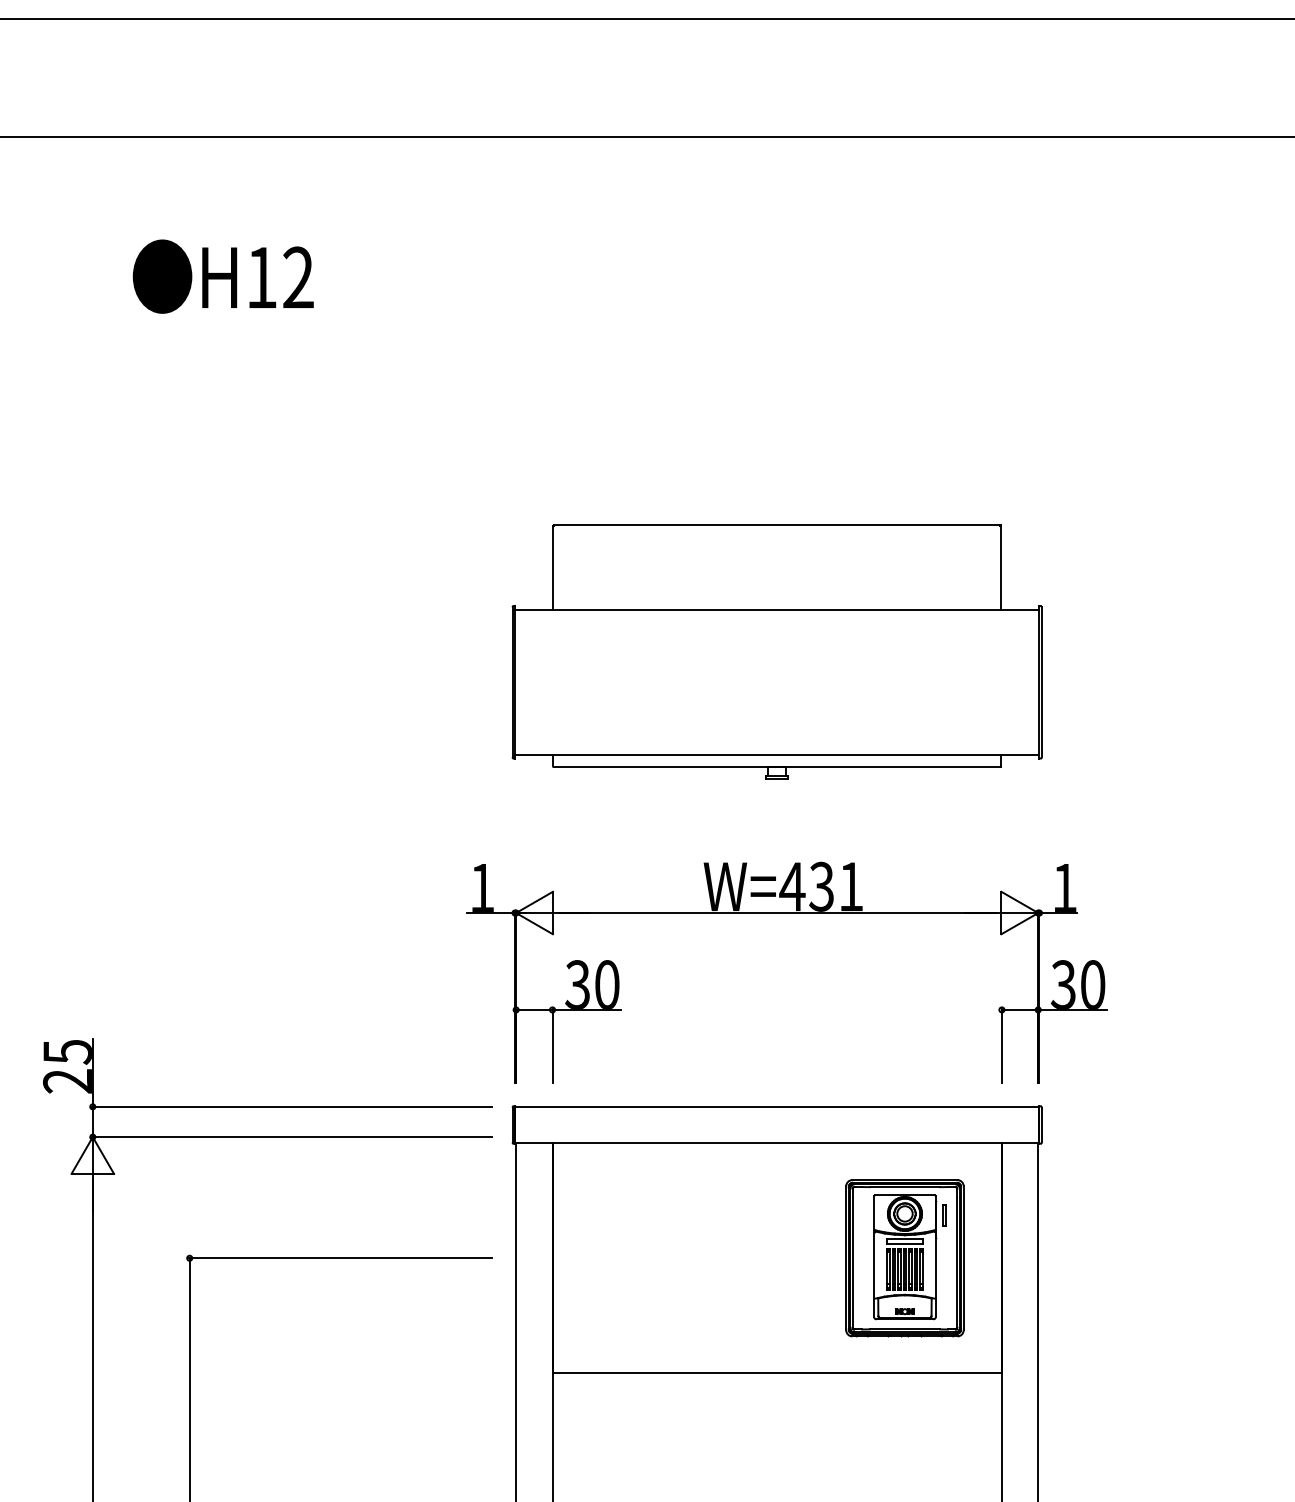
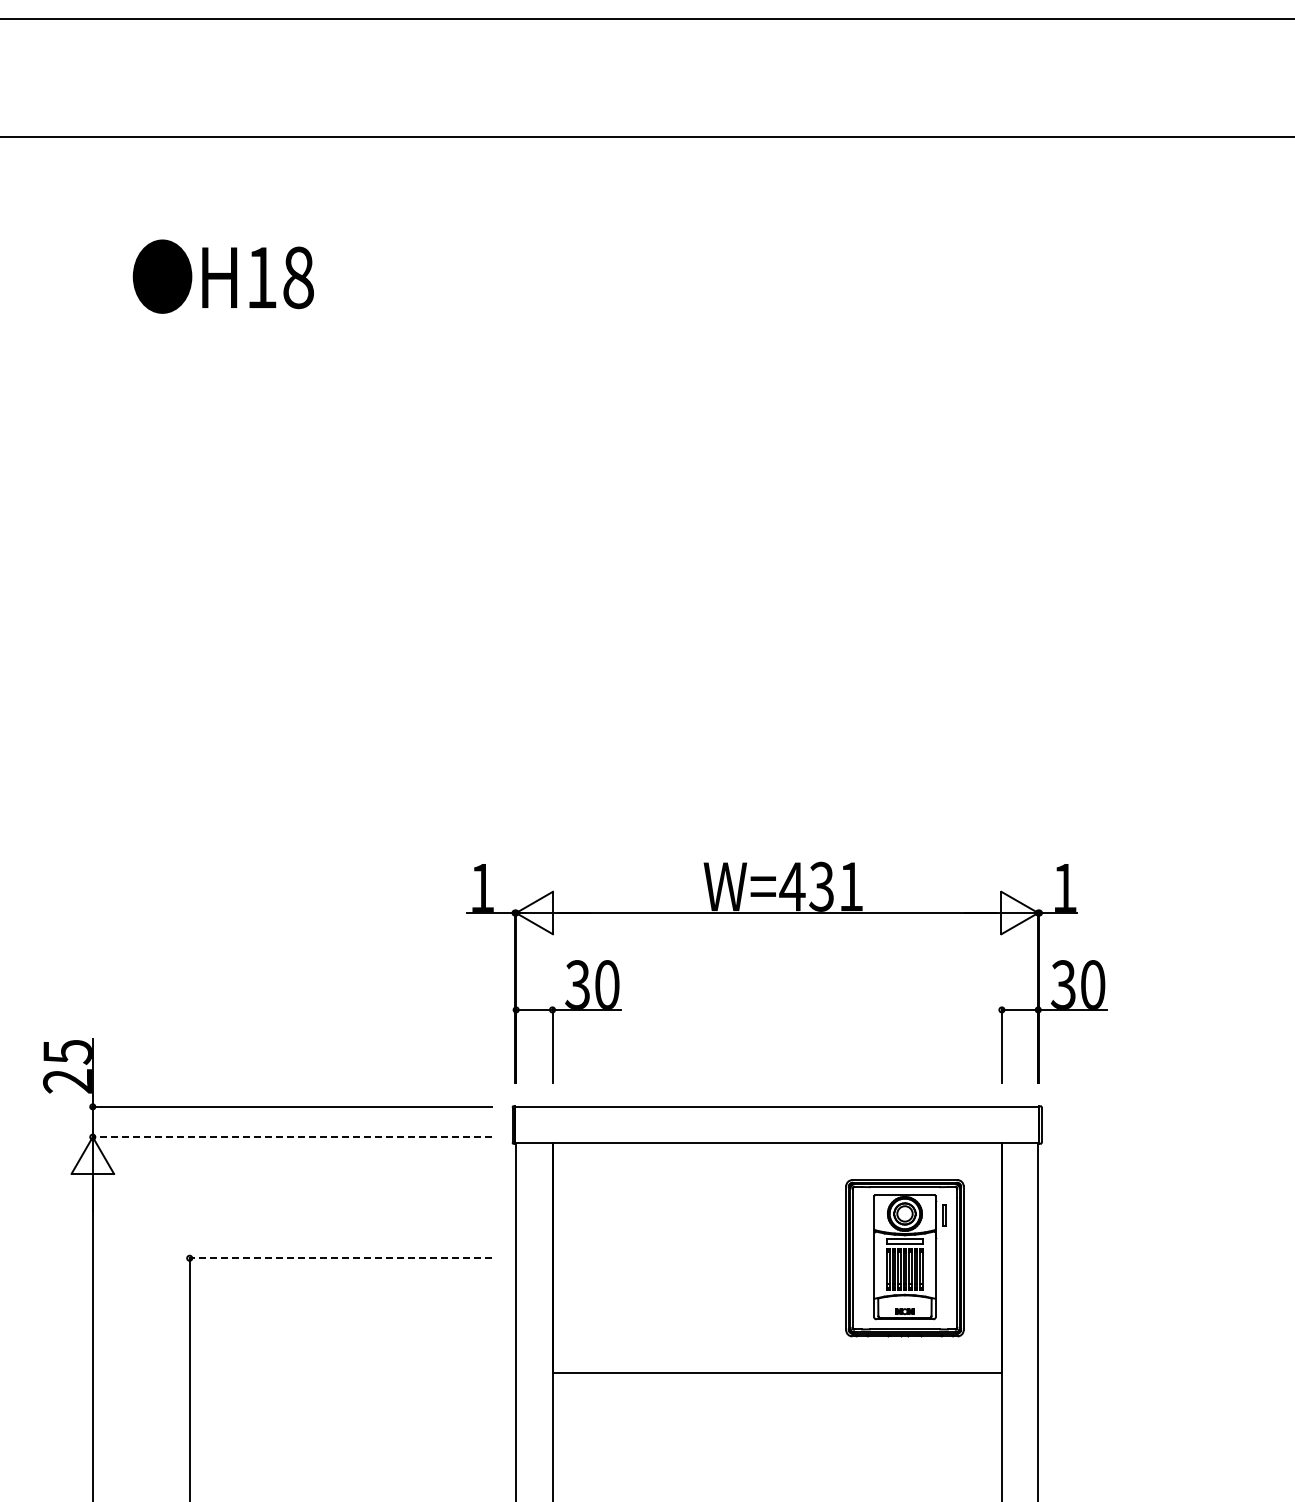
text: H12 -> H18 (298, 277)
part: present -> none (776, 651)
line: solid -> dashed (291, 1137)
line: solid -> dashed (340, 1258)
